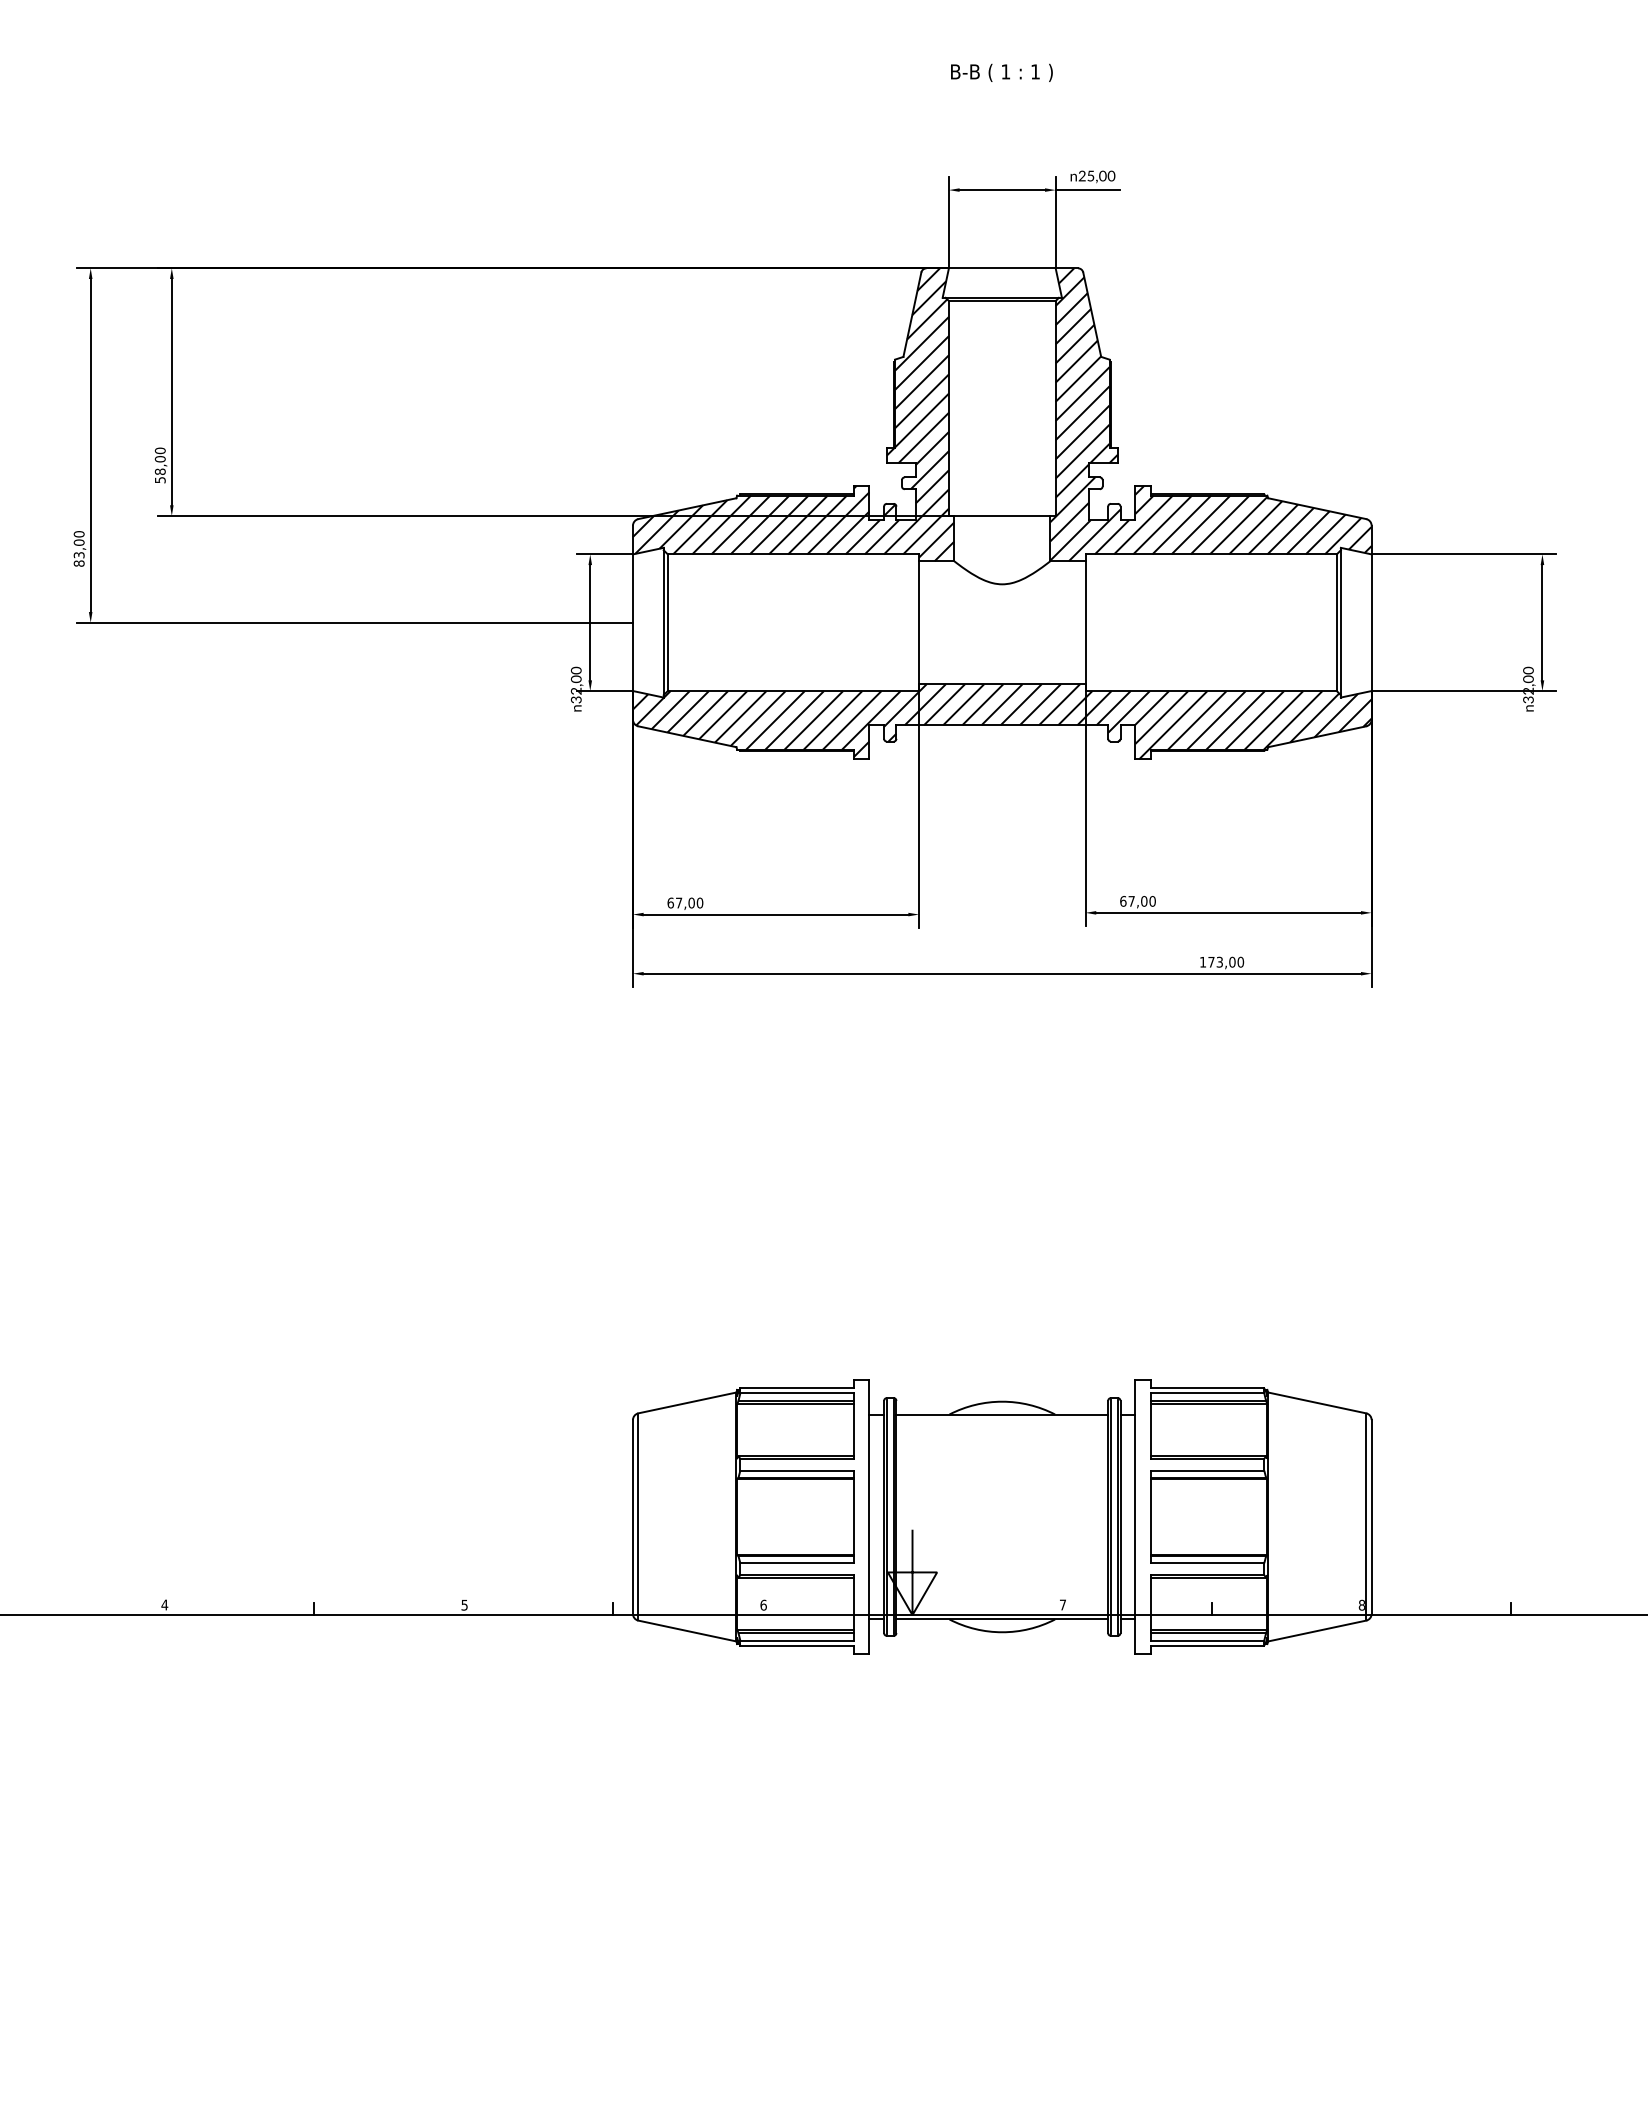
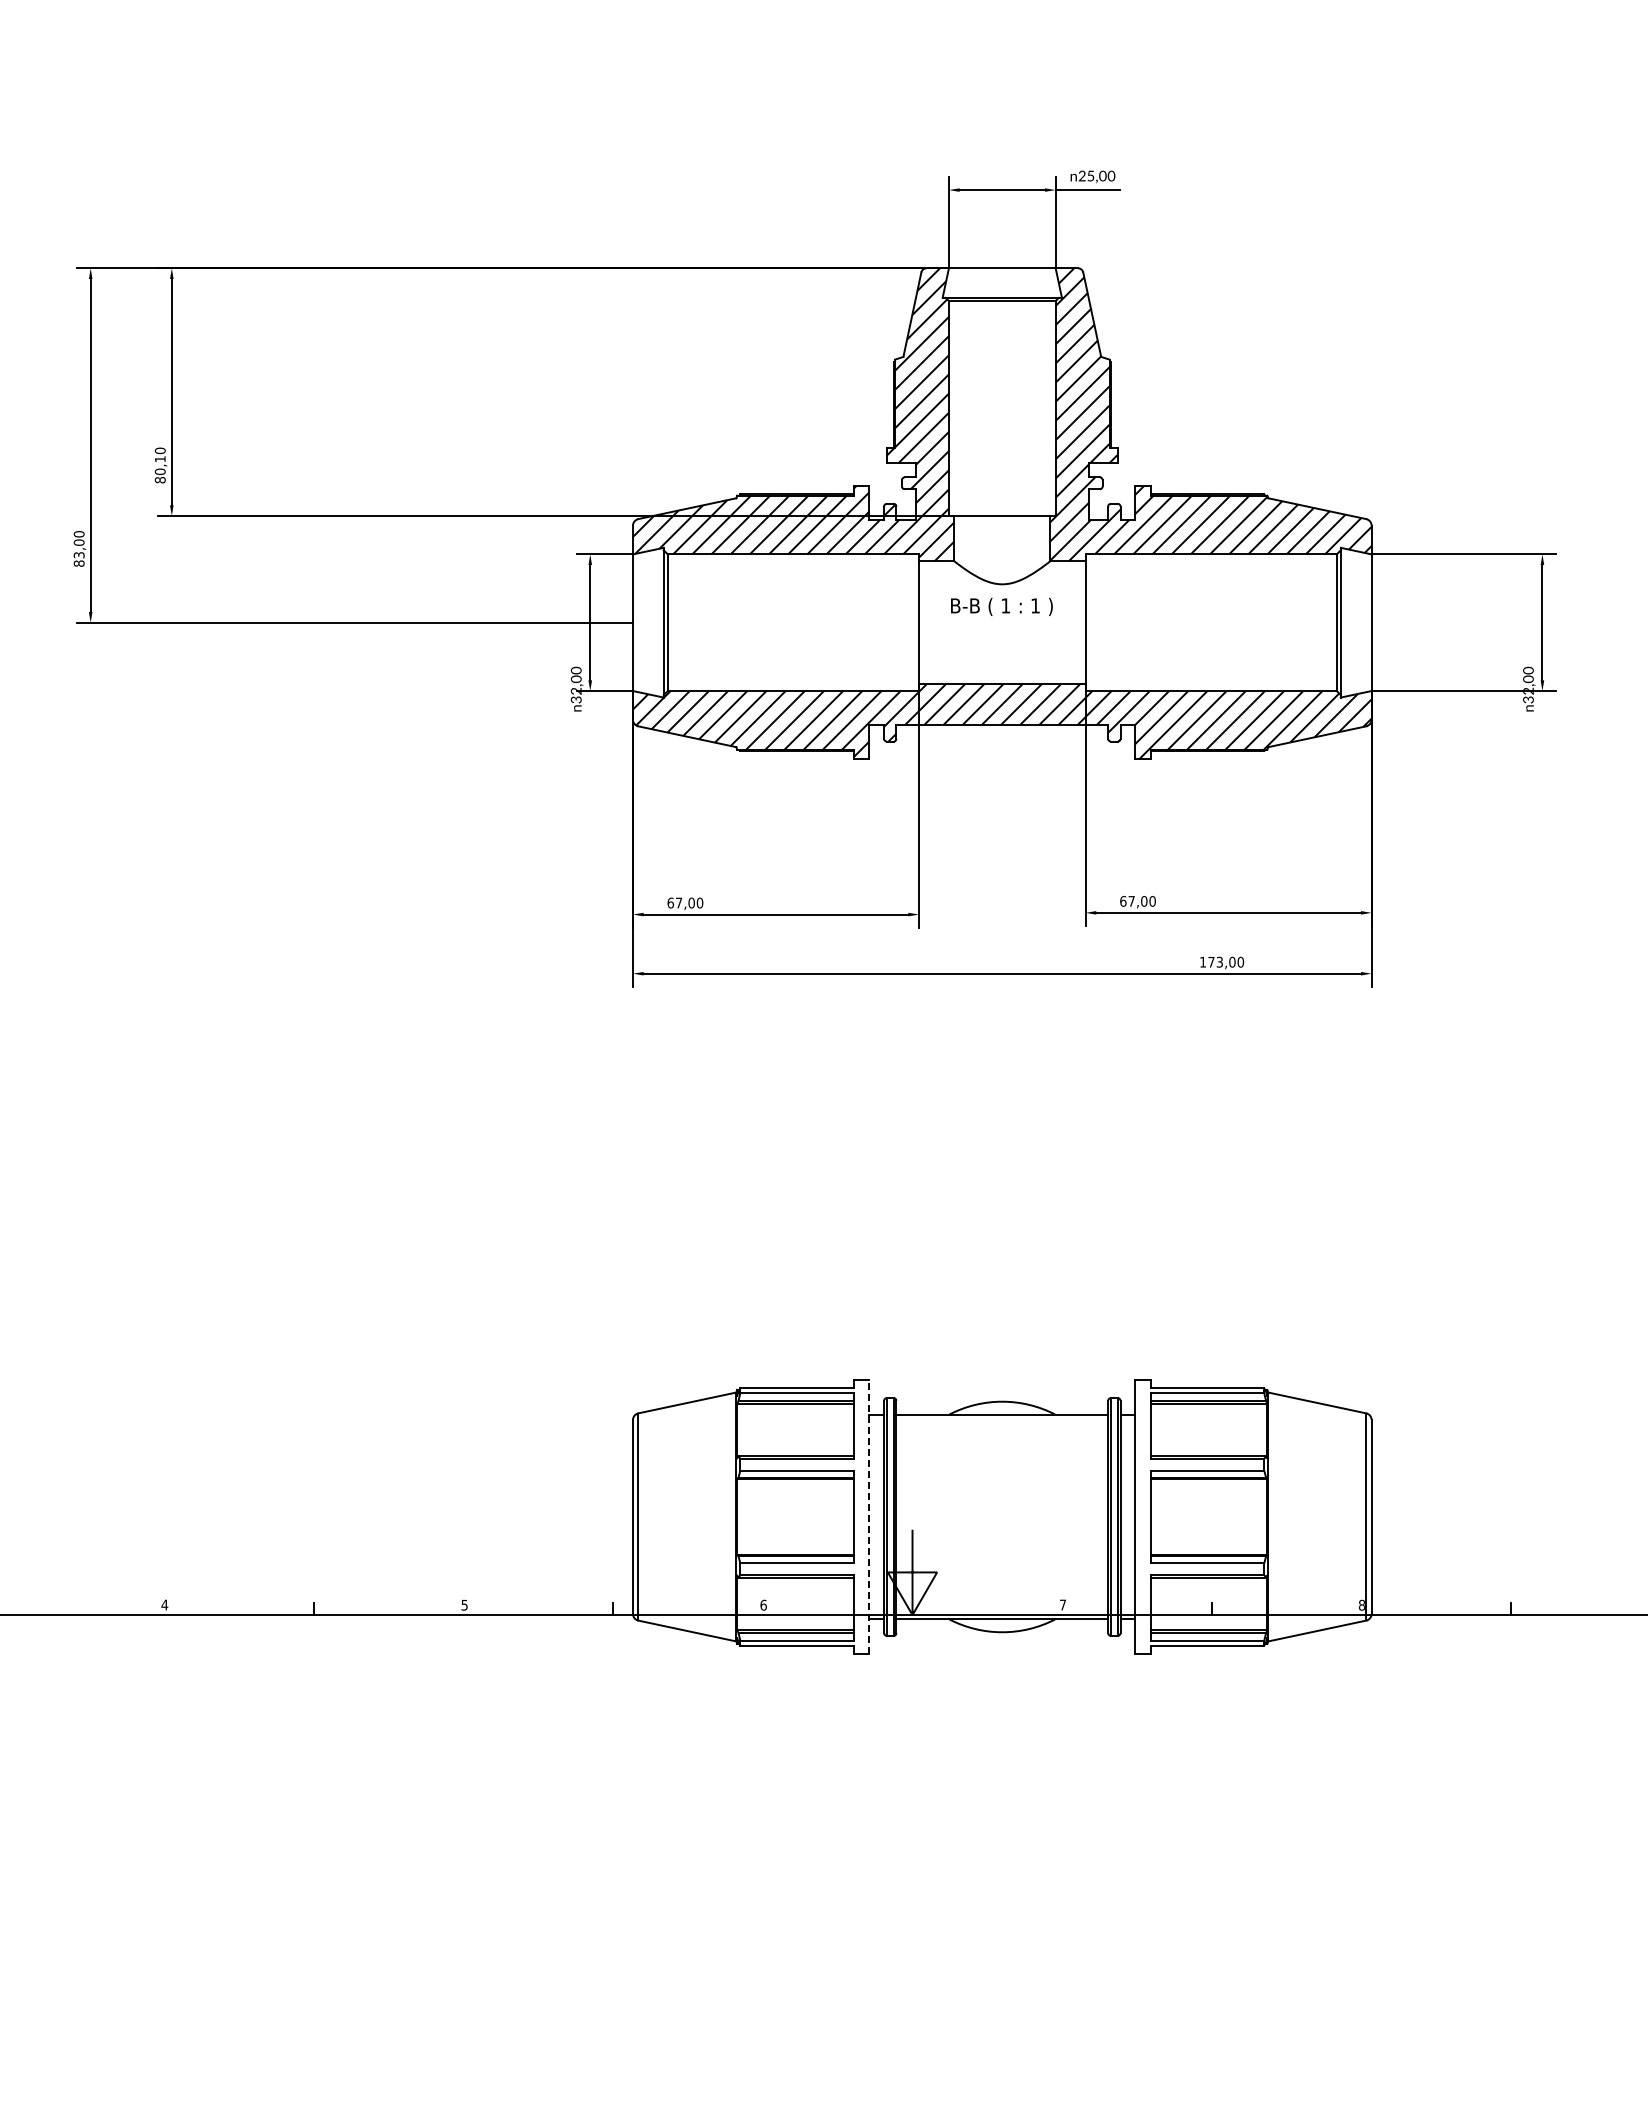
text position: (1001, 72) -> (1001, 606) (1001, 606)
text: 58,00 -> 80,10 (159, 469)
line: solid -> dashed (869, 1516)
